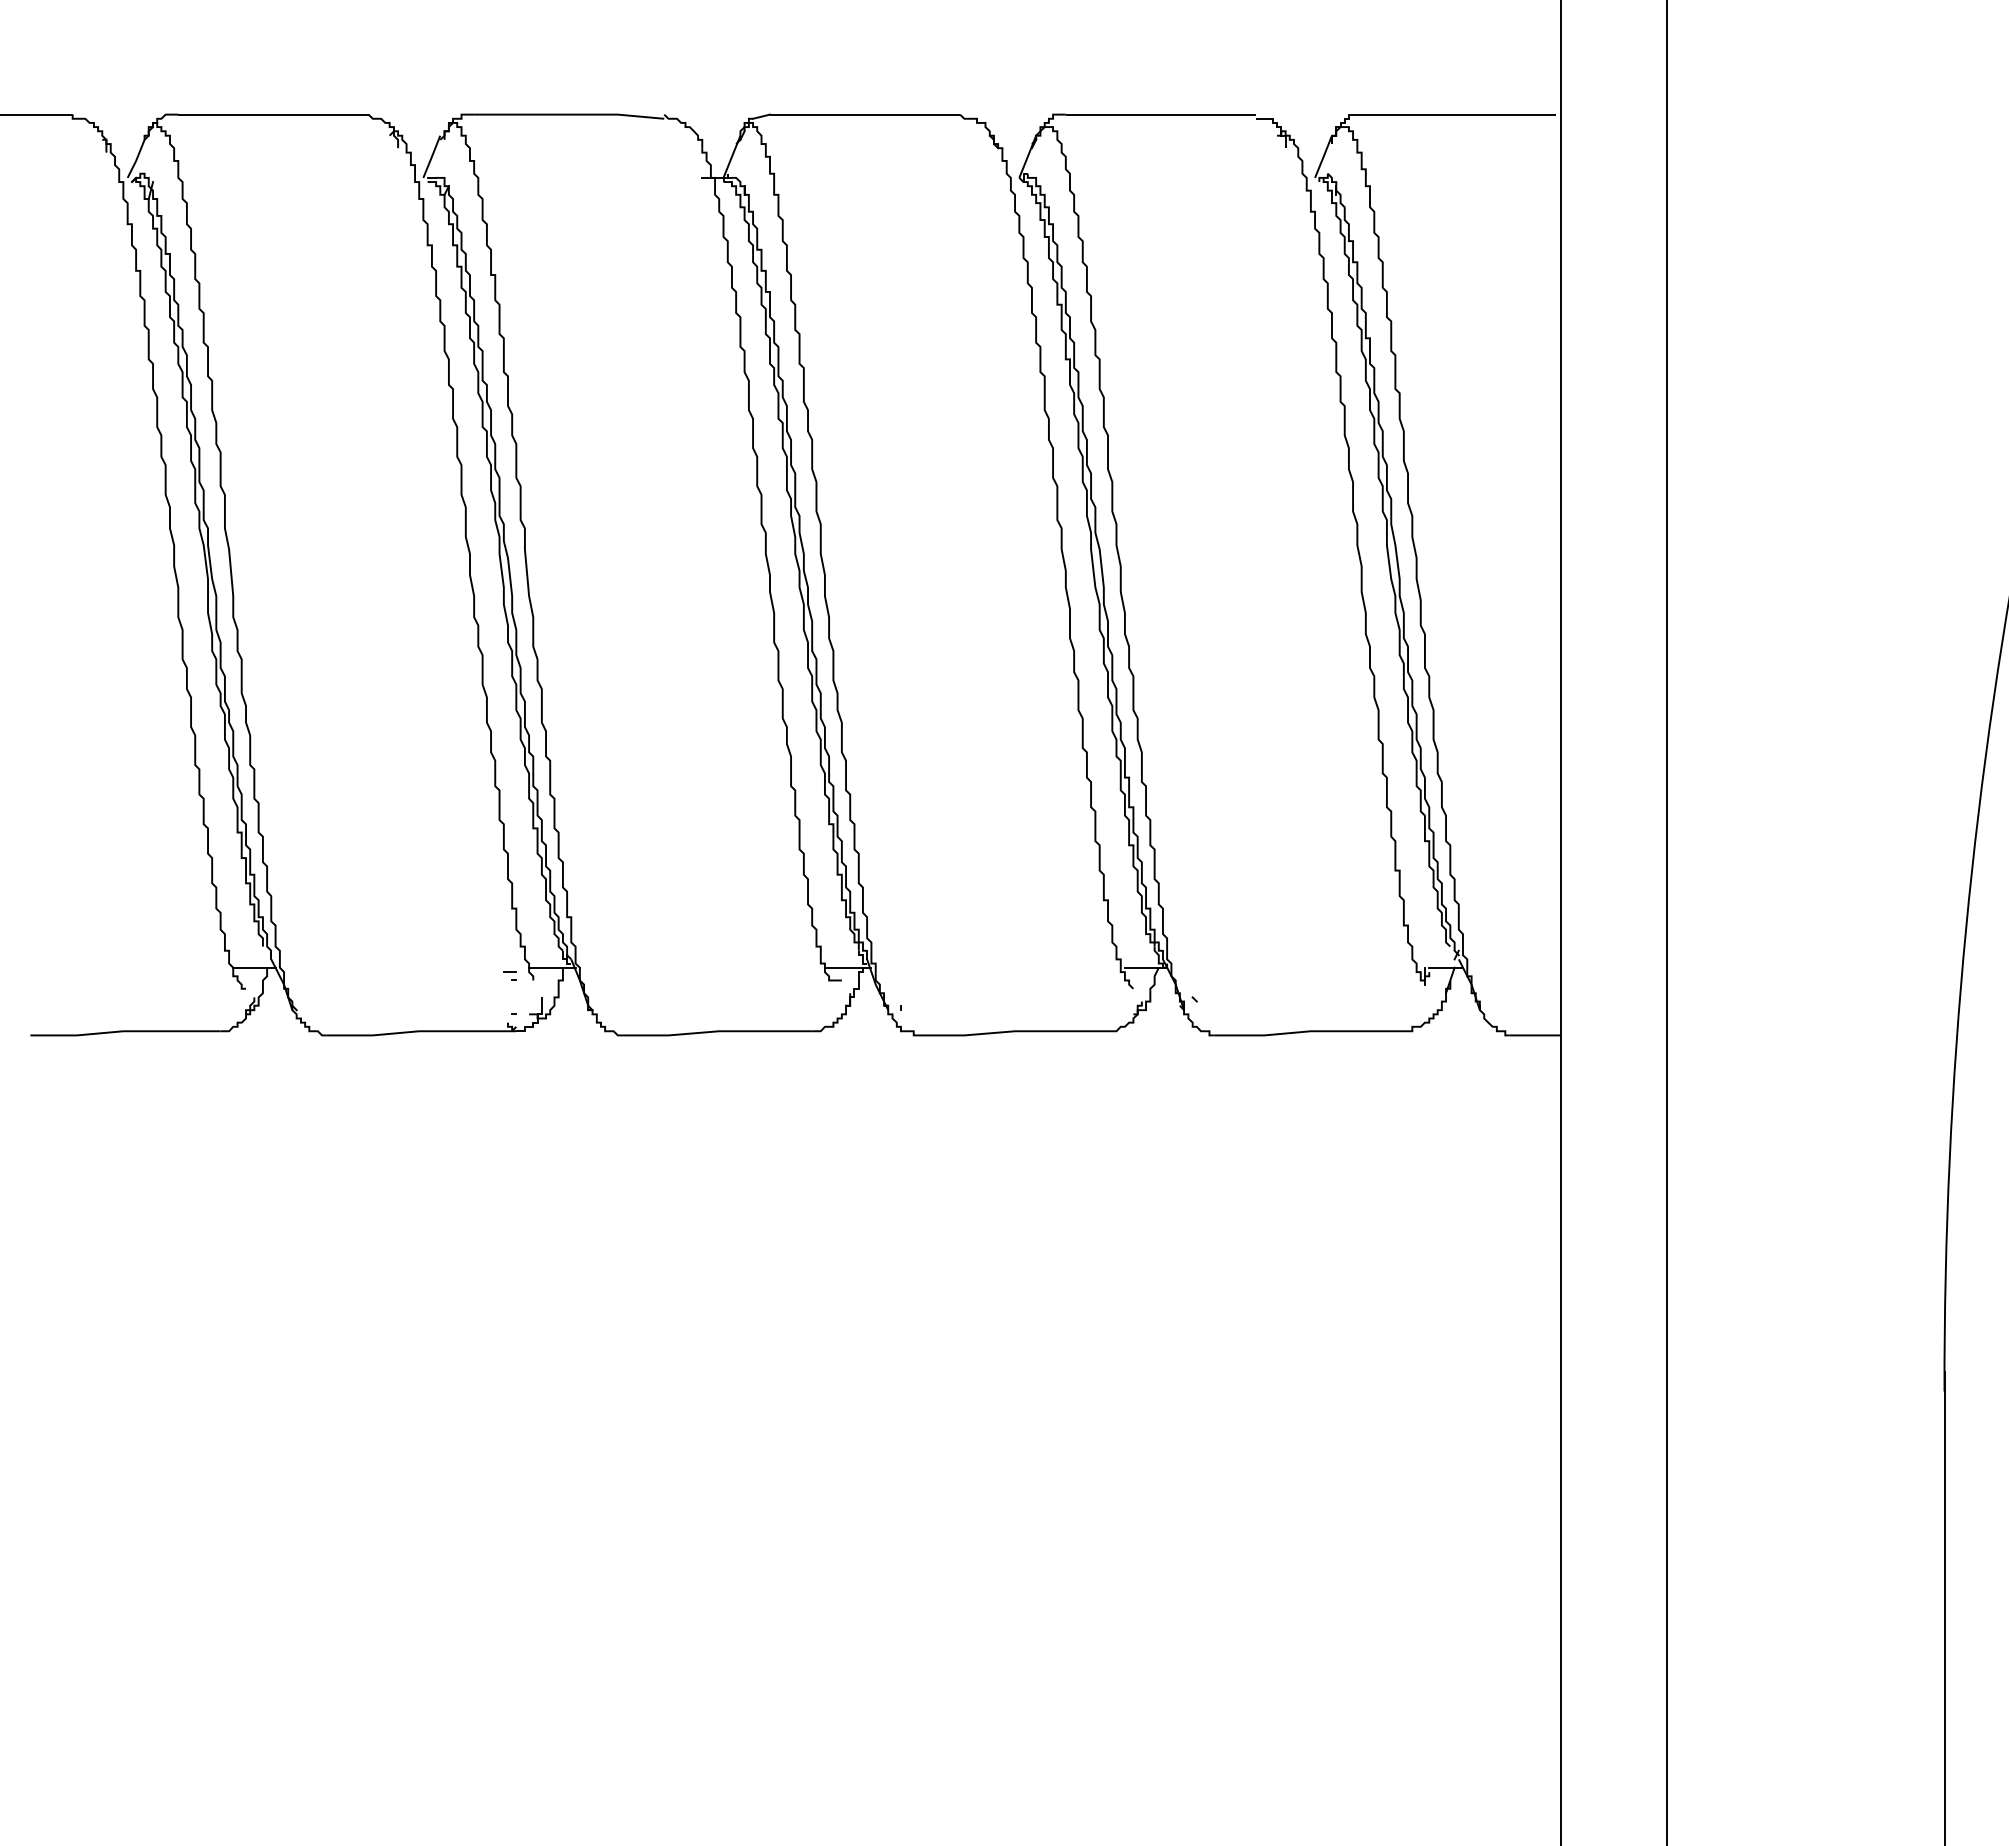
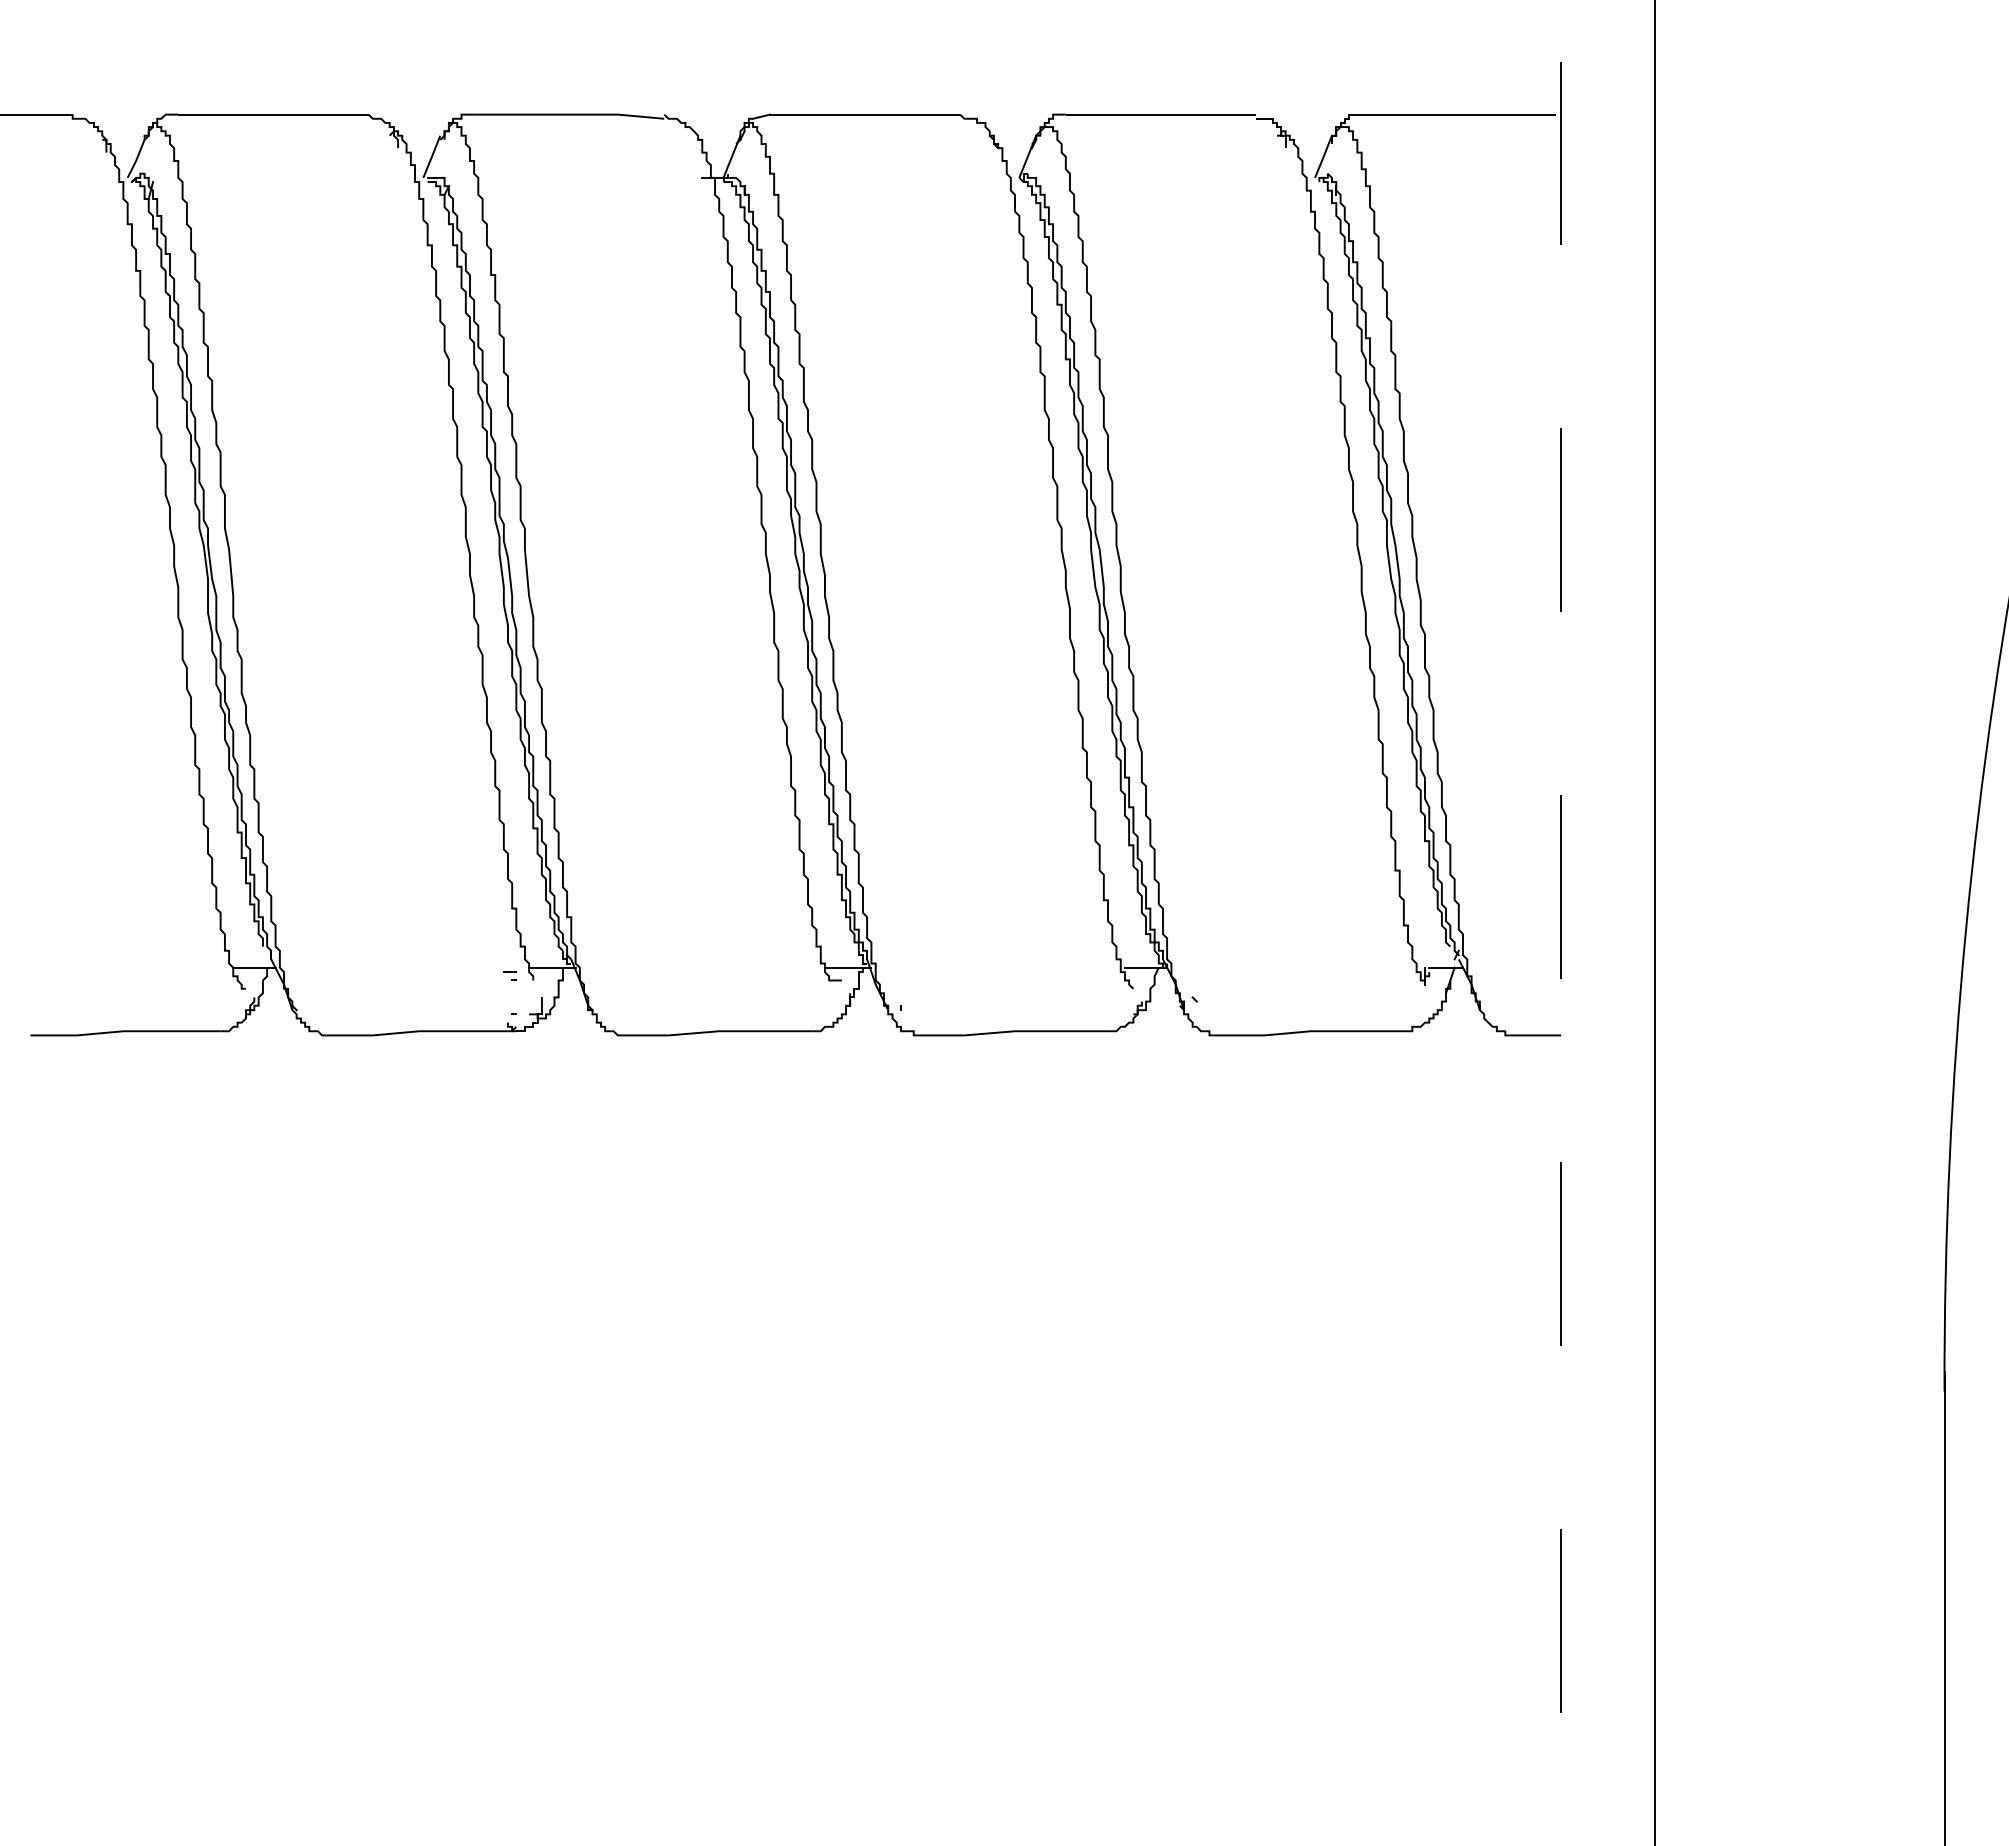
line: solid -> dashed (1561, 922)
line position: (1666, 922) -> (1654, 922) (1654, 922)
